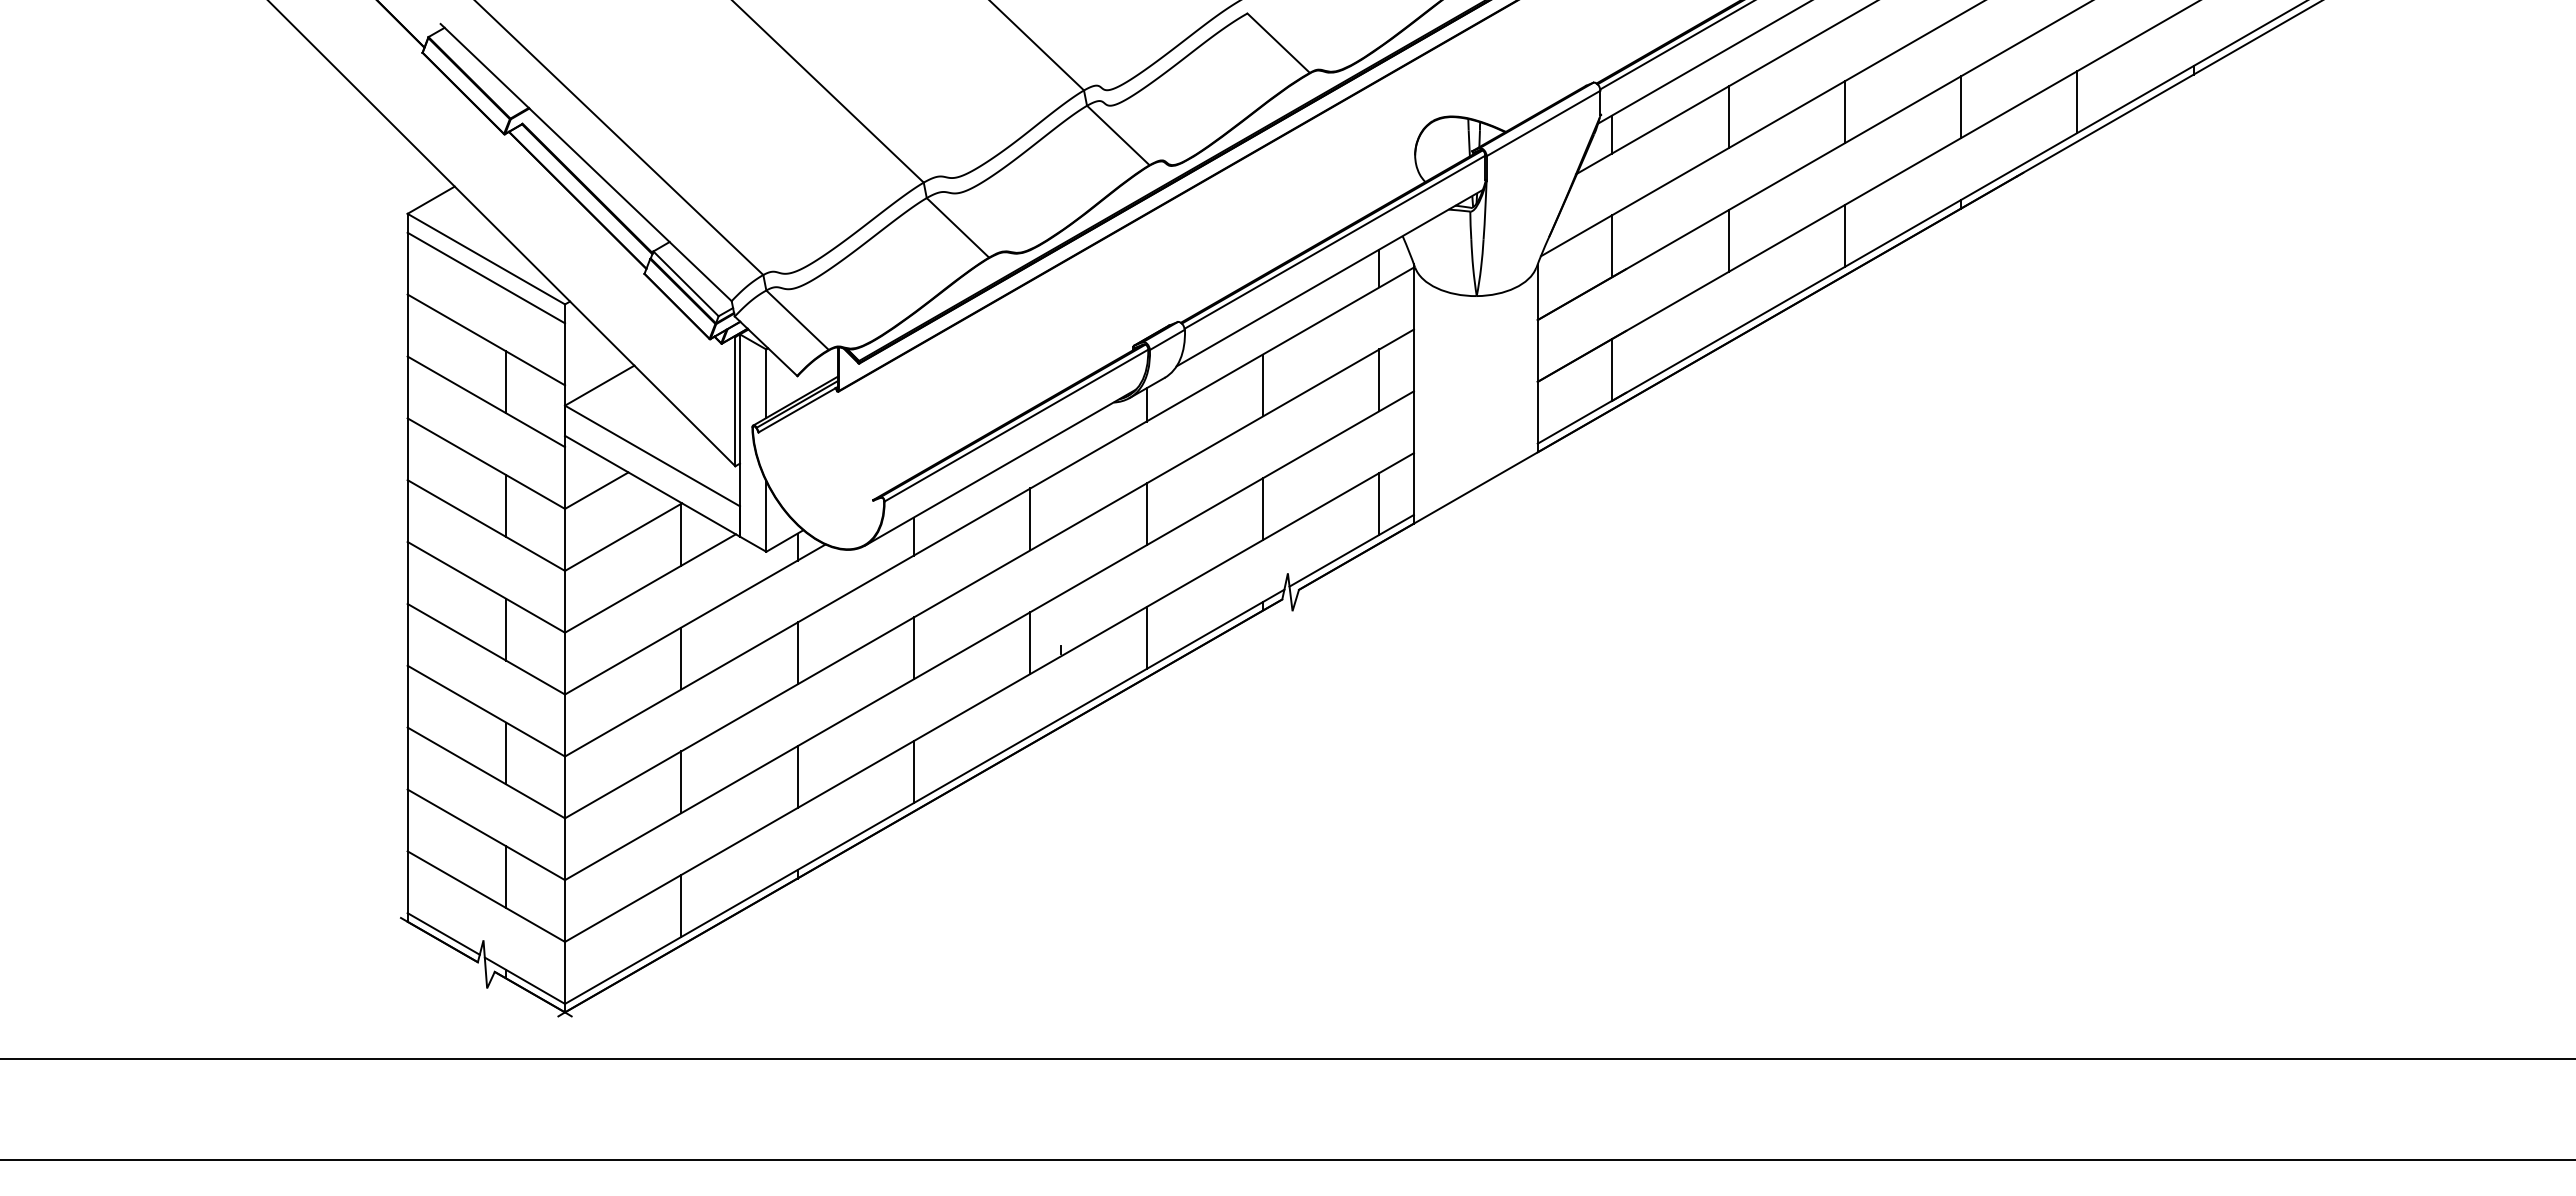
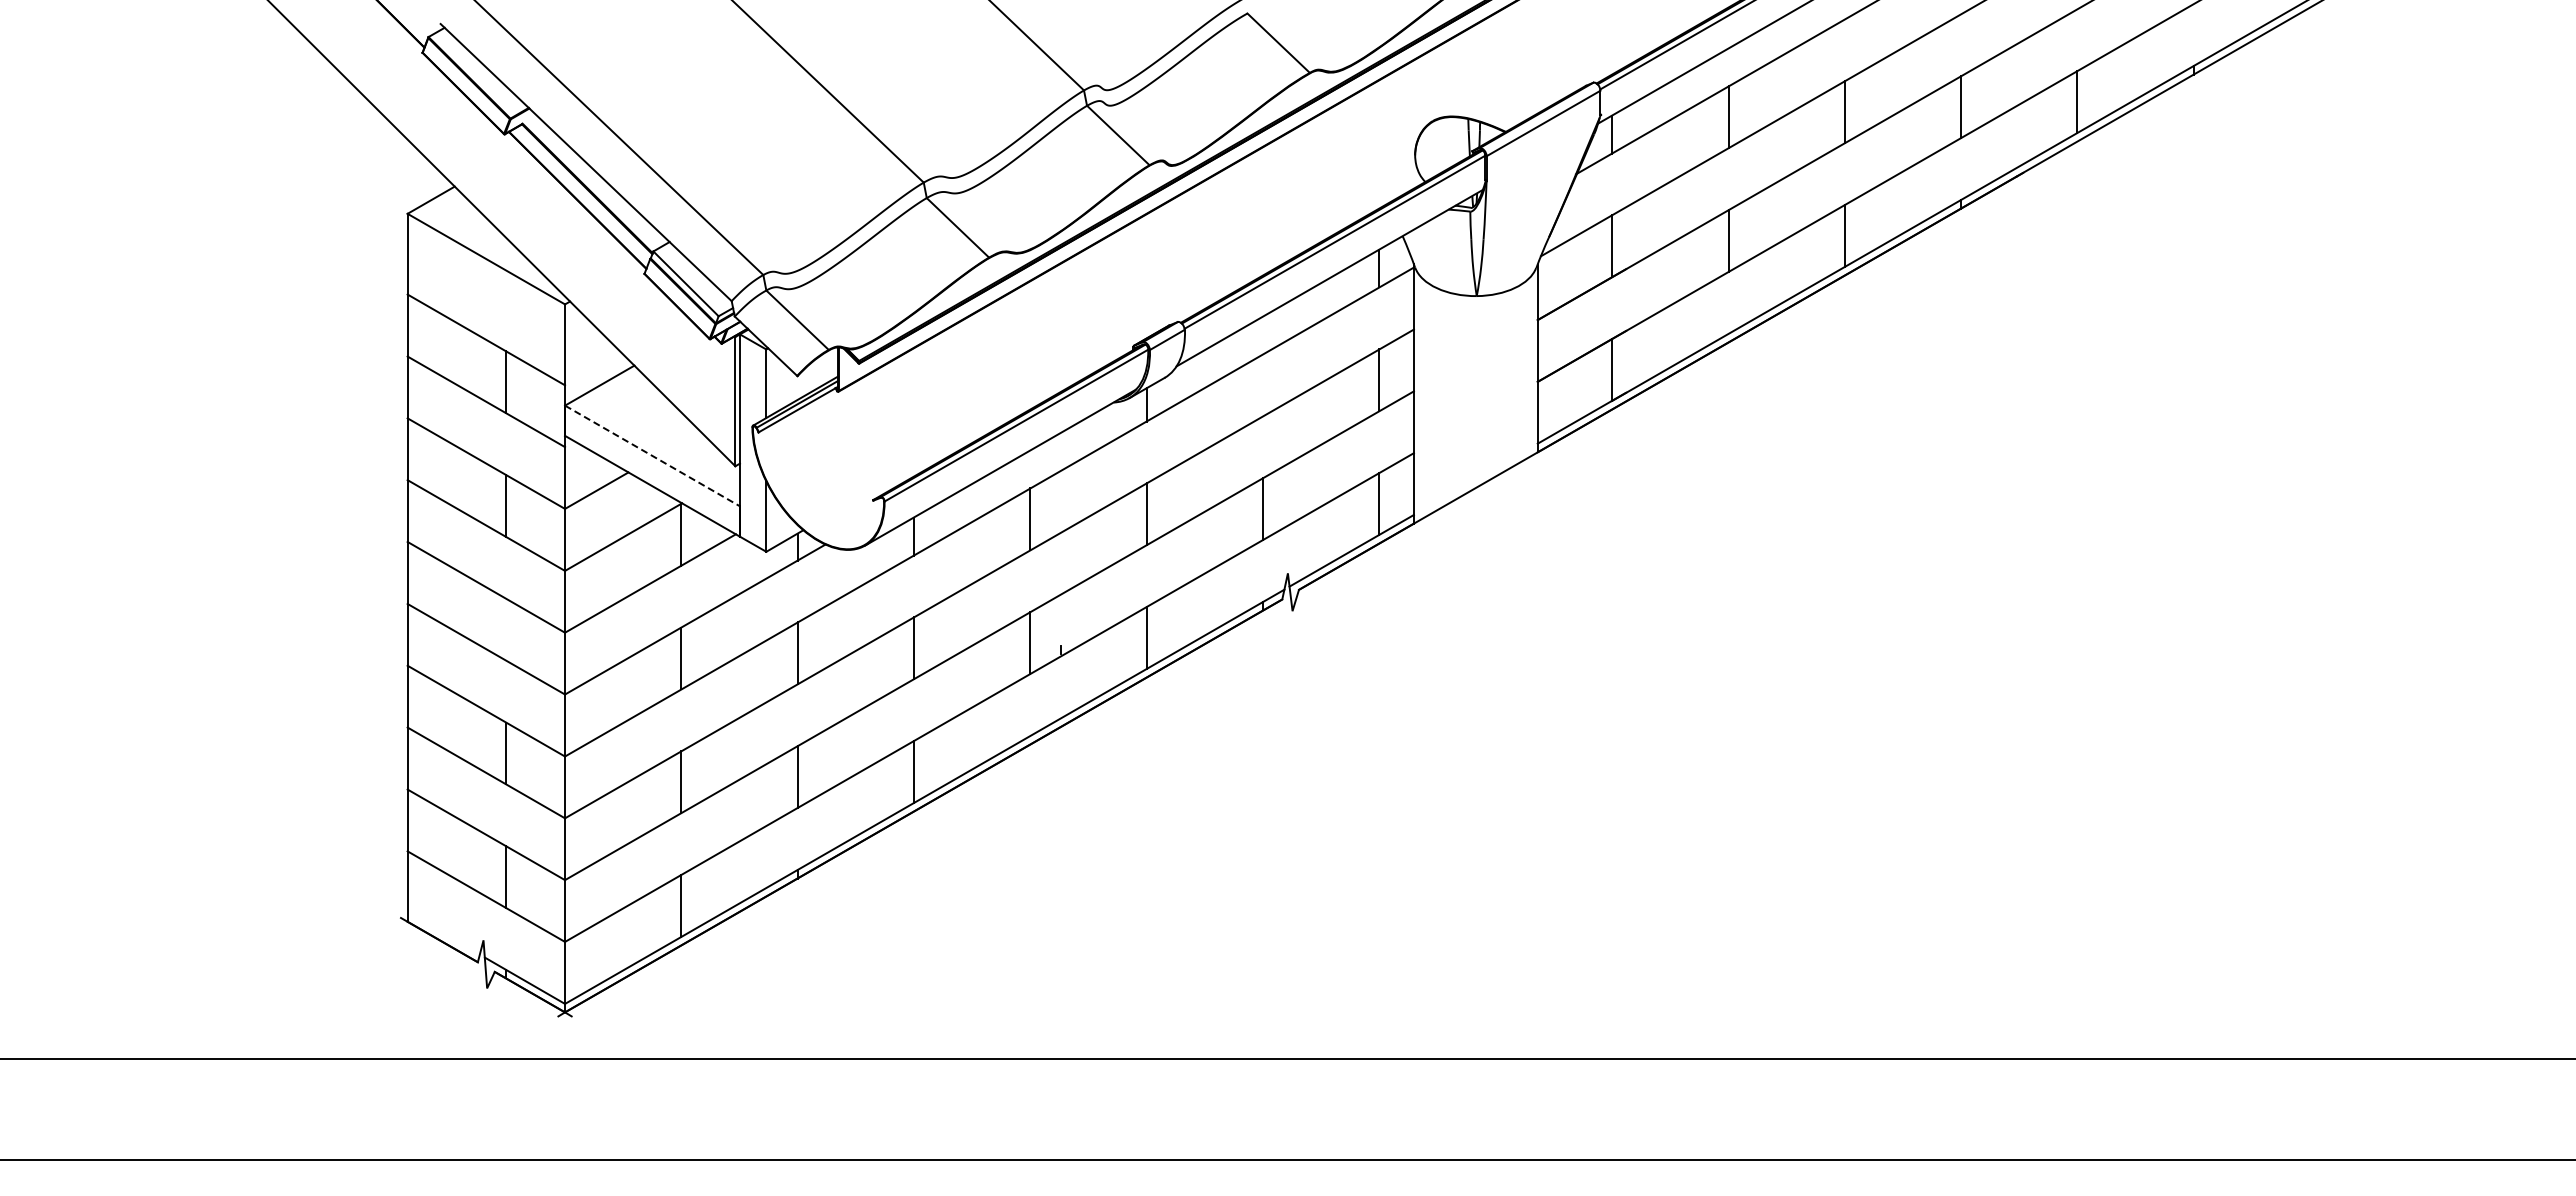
line: present -> none (486, 277)
line: present -> none (1263, 385)
line: solid -> dashed (652, 455)
line: present -> none (506, 629)
line: present -> none (443, 933)
